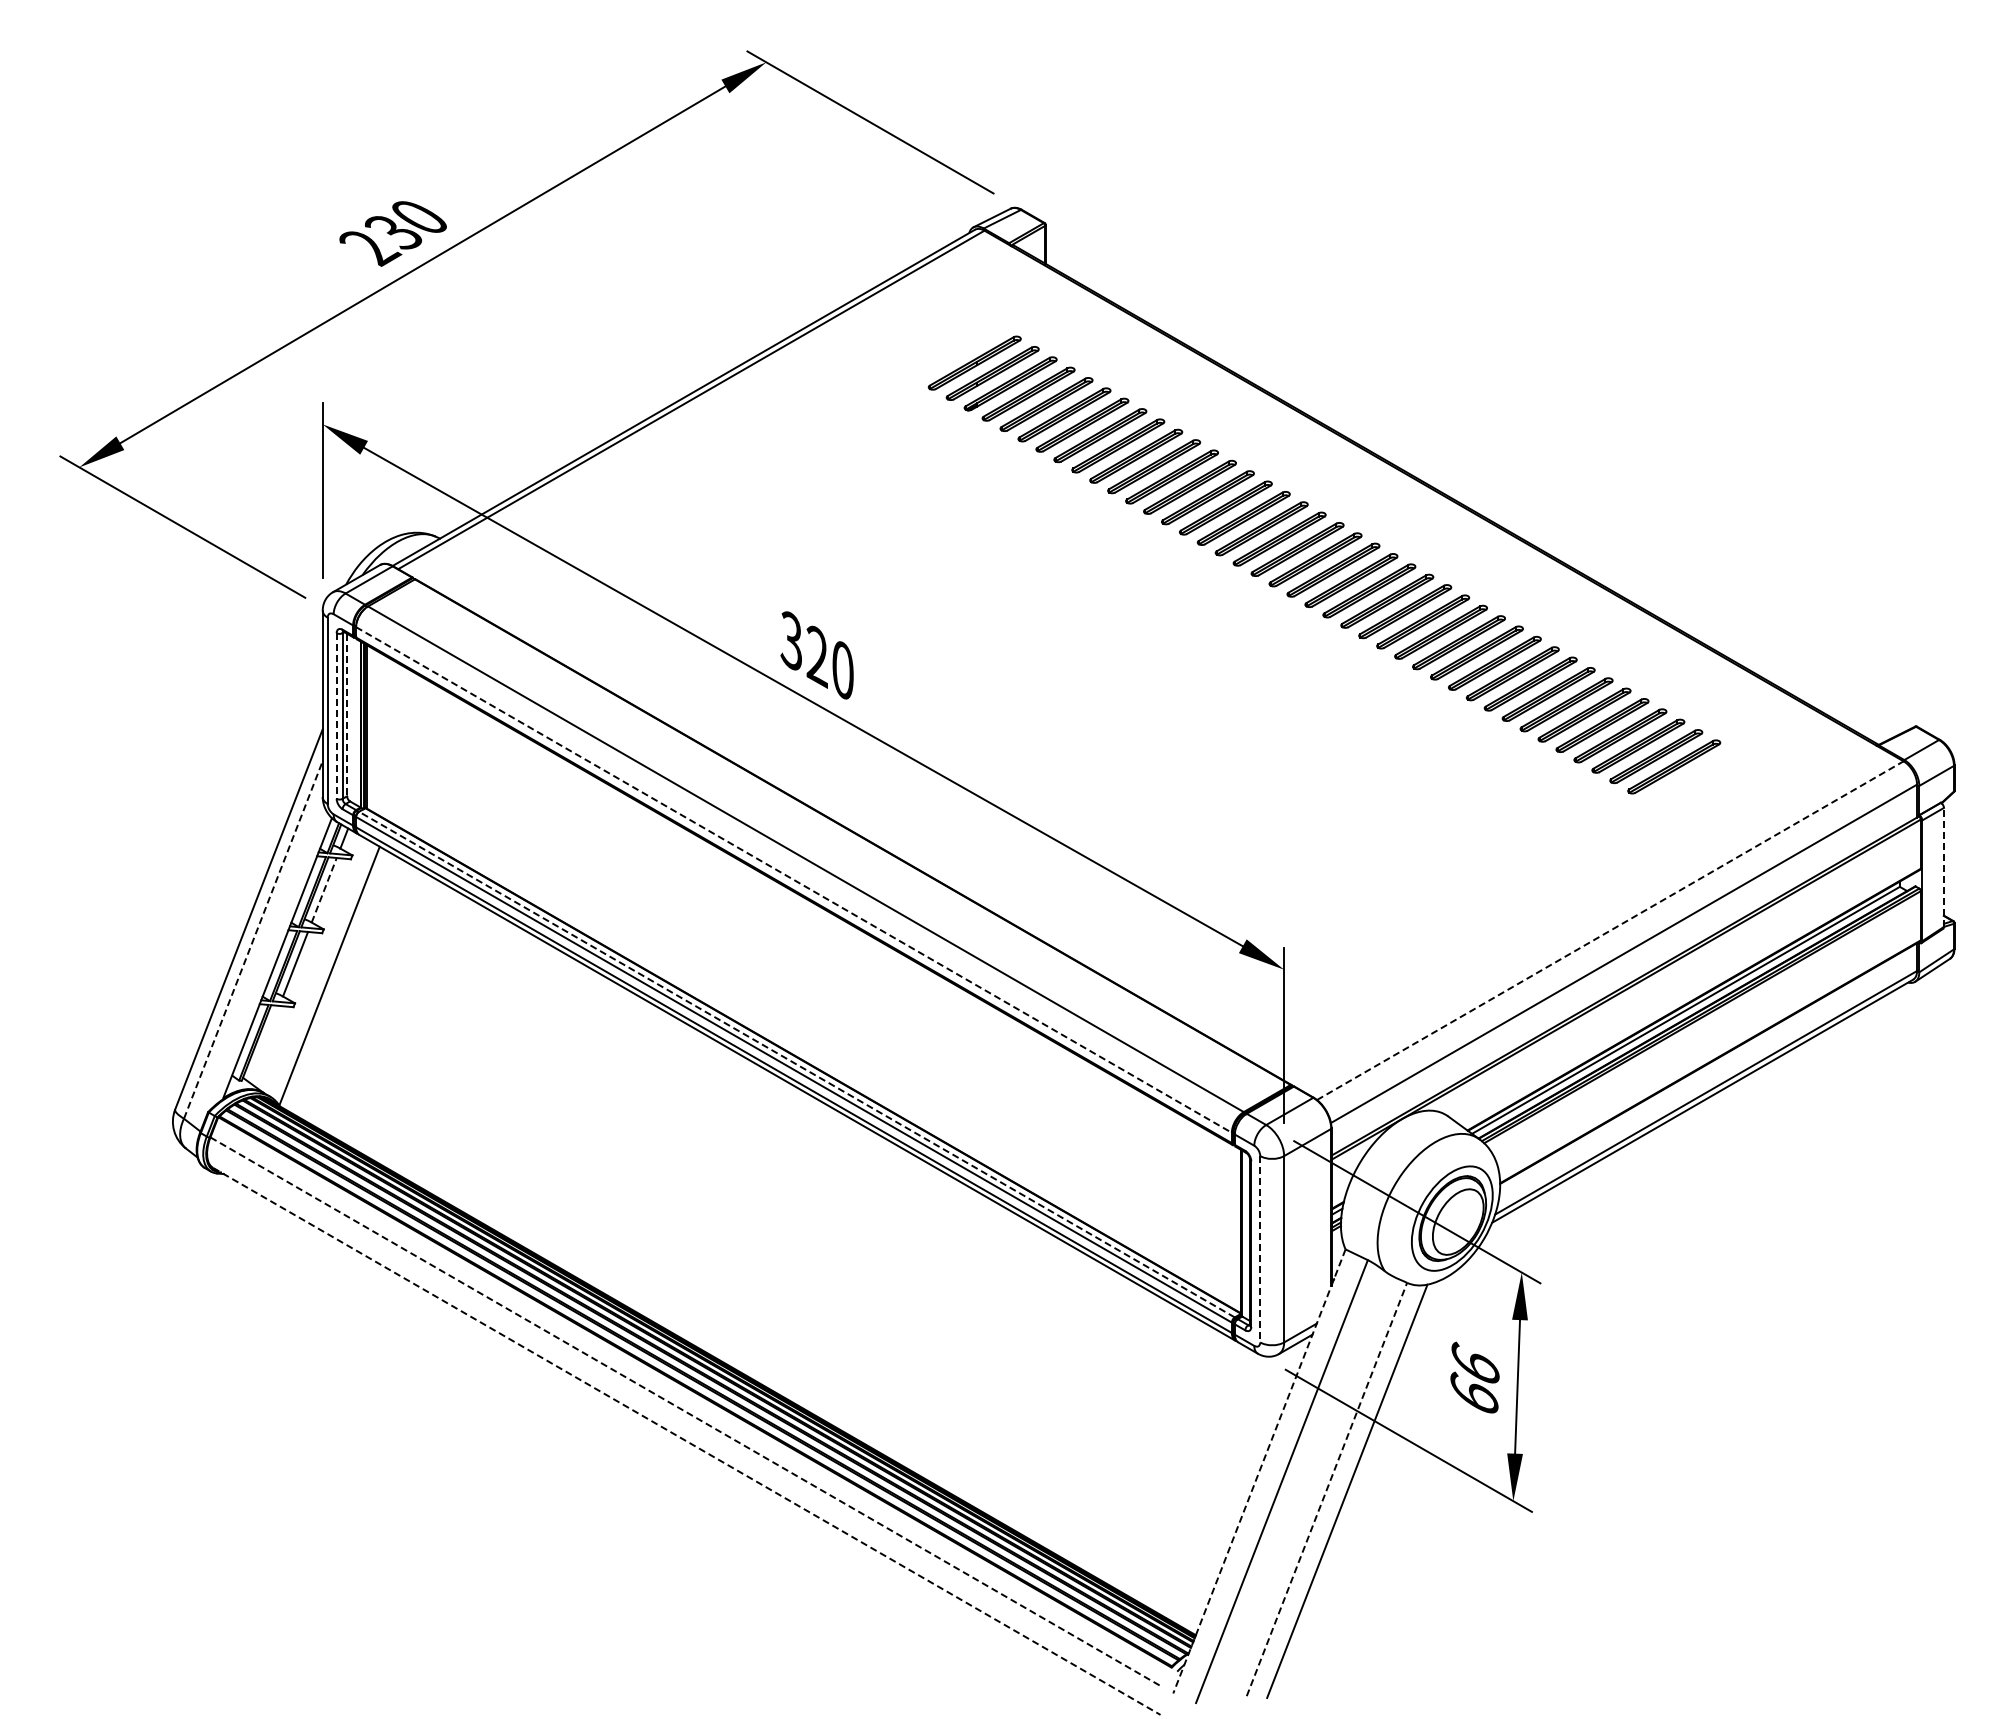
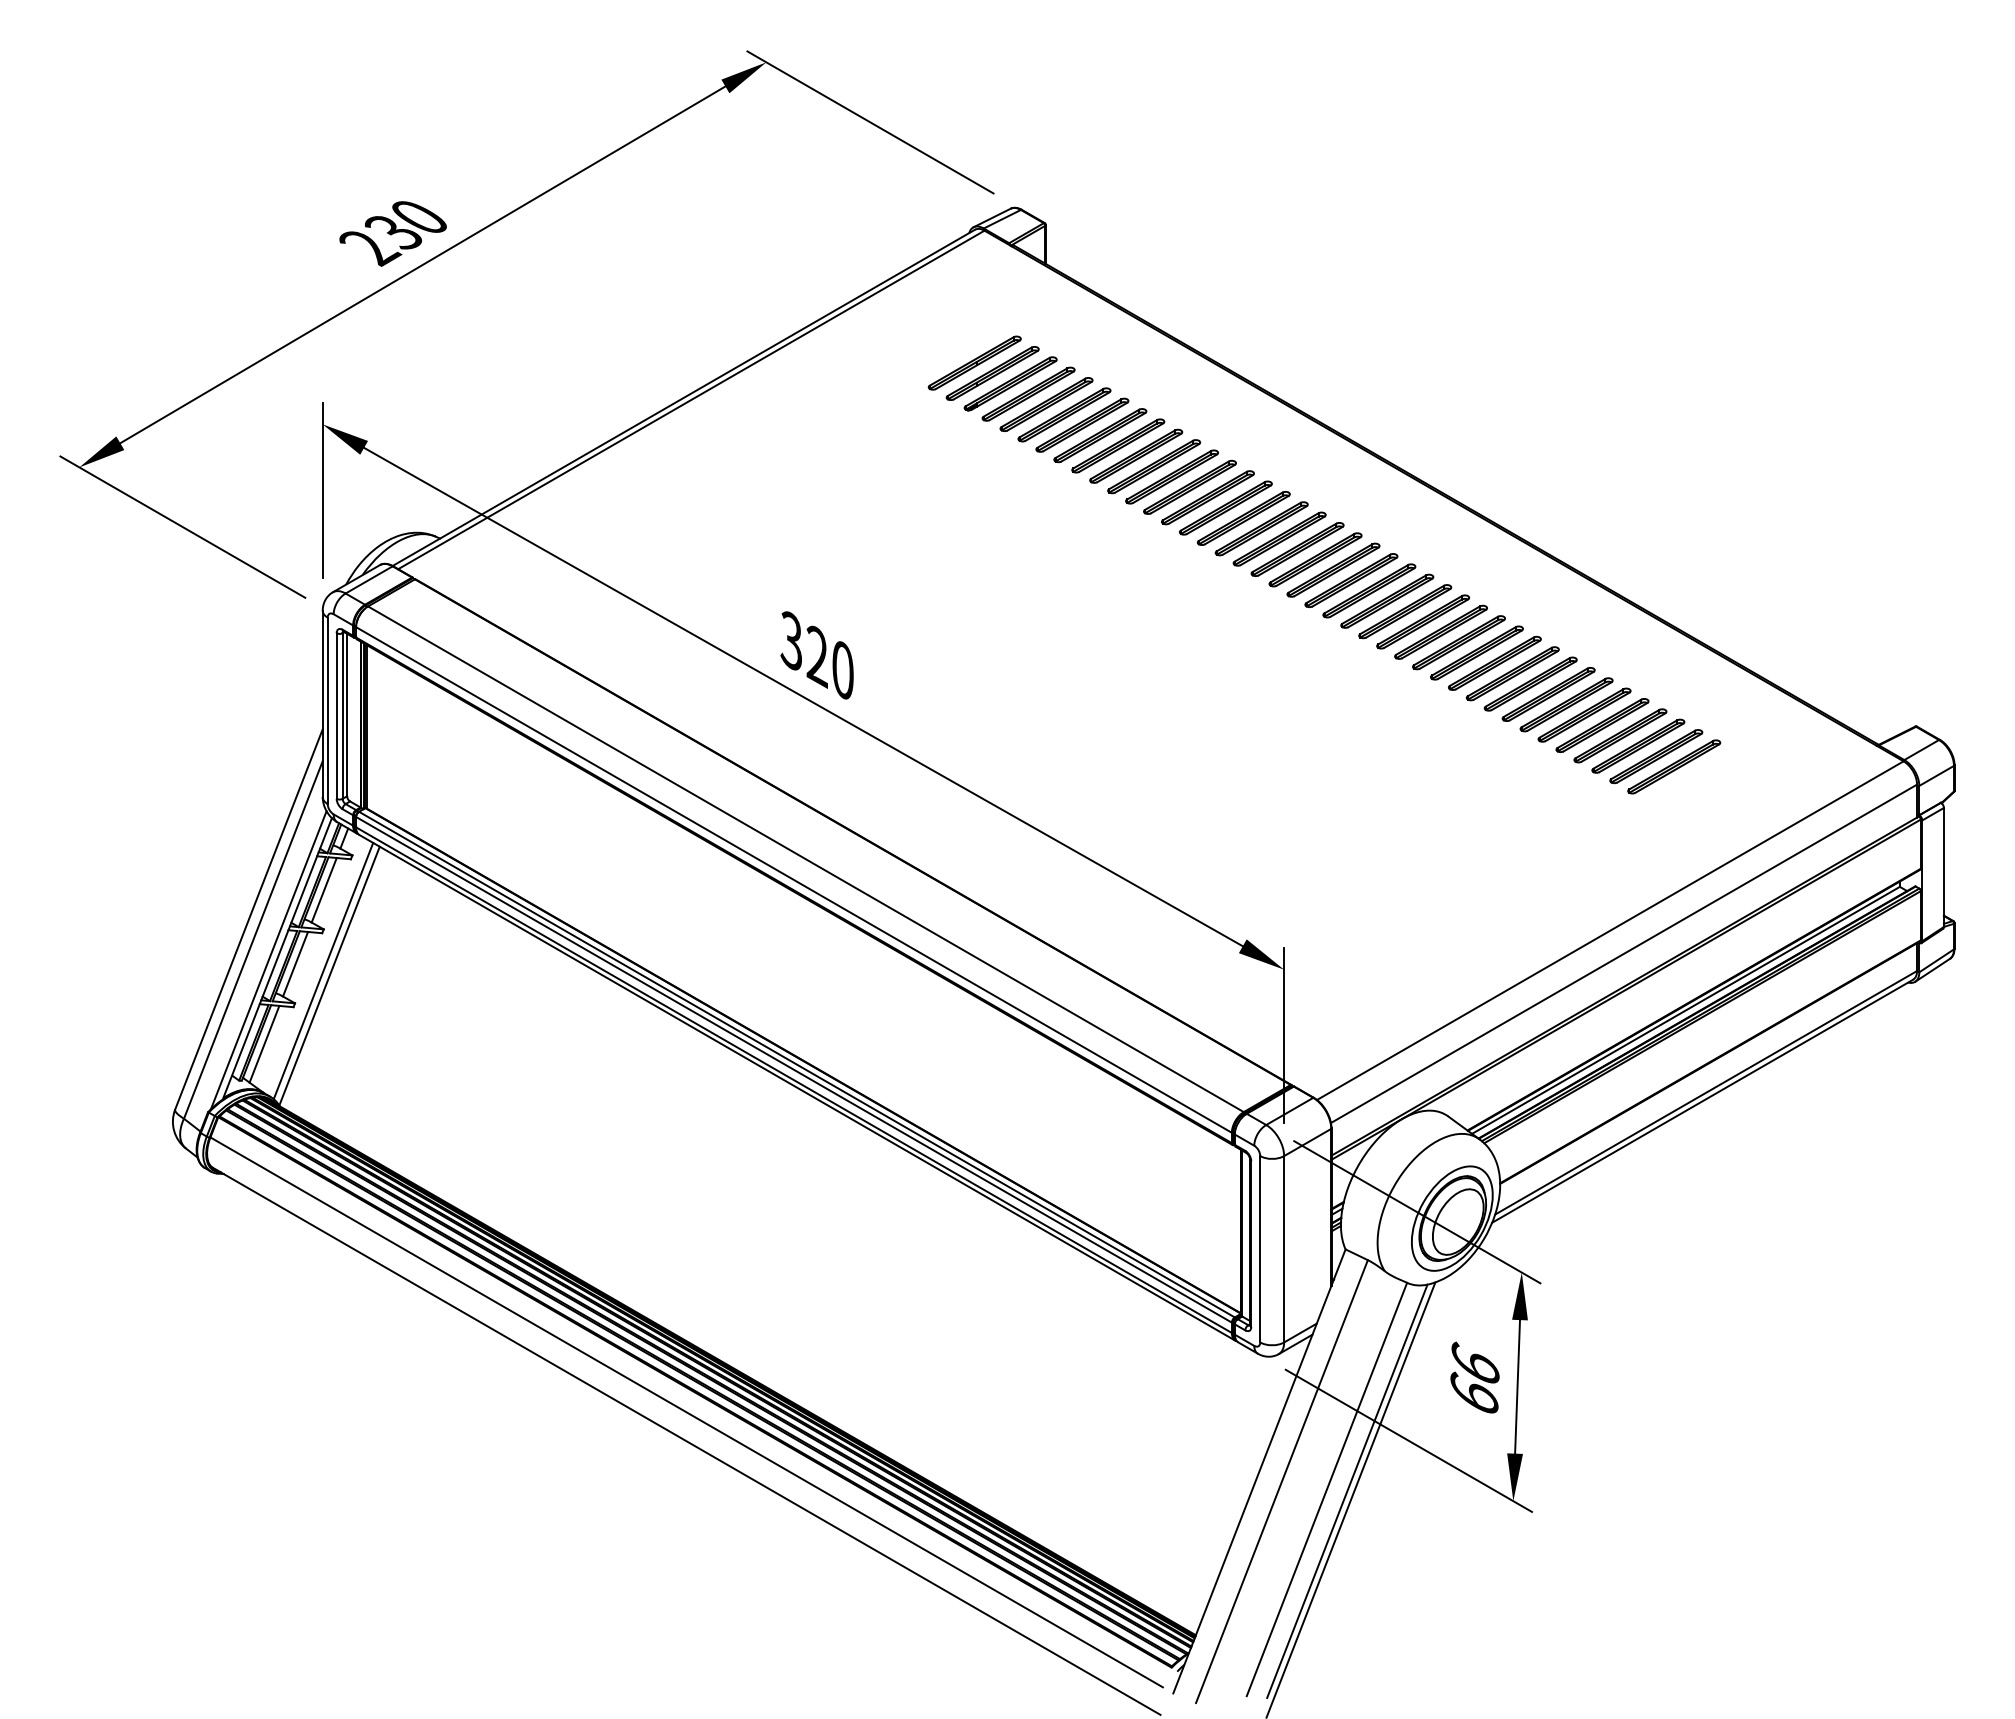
line: dashed -> solid (347, 715)
line: dashed -> solid (336, 716)
line: dashed -> solid (1943, 866)
line: dashed -> solid (793, 879)
line: dashed -> solid (324, 890)
line: dashed -> solid (1610, 930)
line: dashed -> solid (253, 939)
line: none -> present (268, 960)
line: none -> present (323, 970)
line: none -> present (264, 1043)
line: dashed -> solid (796, 1064)
line: dashed -> solid (1260, 1249)
line: dashed -> solid (686, 1412)
line: dashed -> solid (686, 1441)
line: dashed -> solid (1259, 1471)
line: dashed -> solid (1326, 1489)
line: none -> present (1351, 1498)
